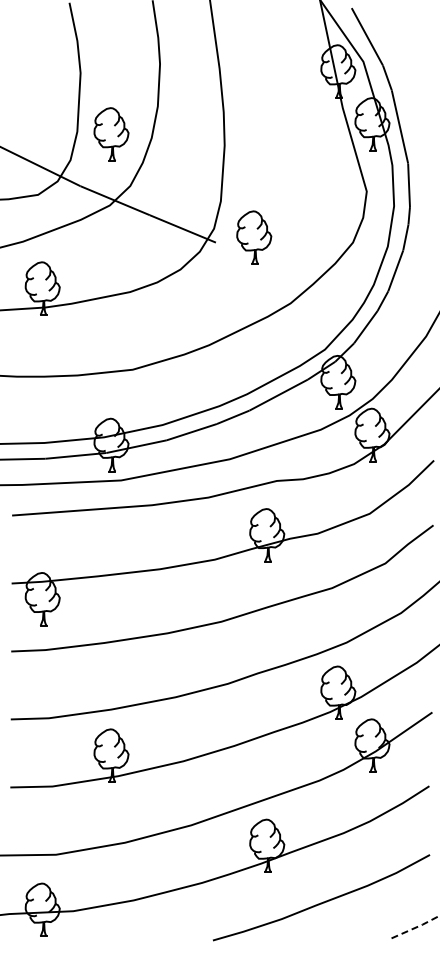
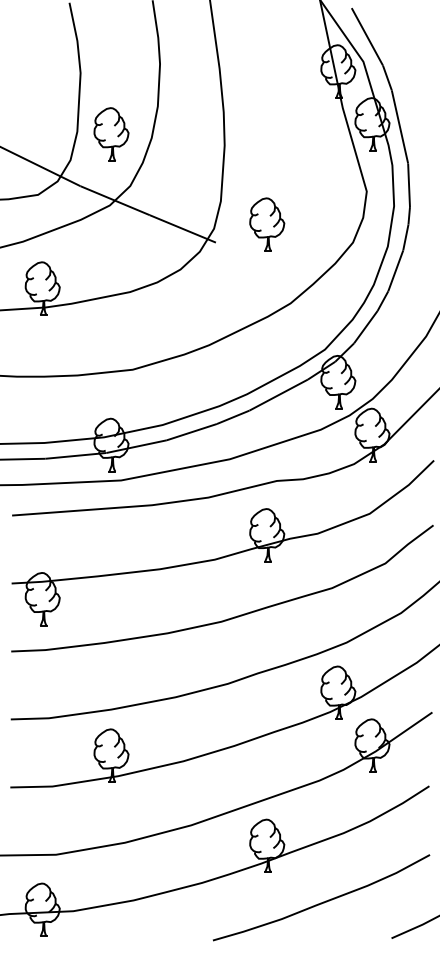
part position: (254, 237) -> (267, 224) (267, 224)
line: dashed -> solid (416, 927)
